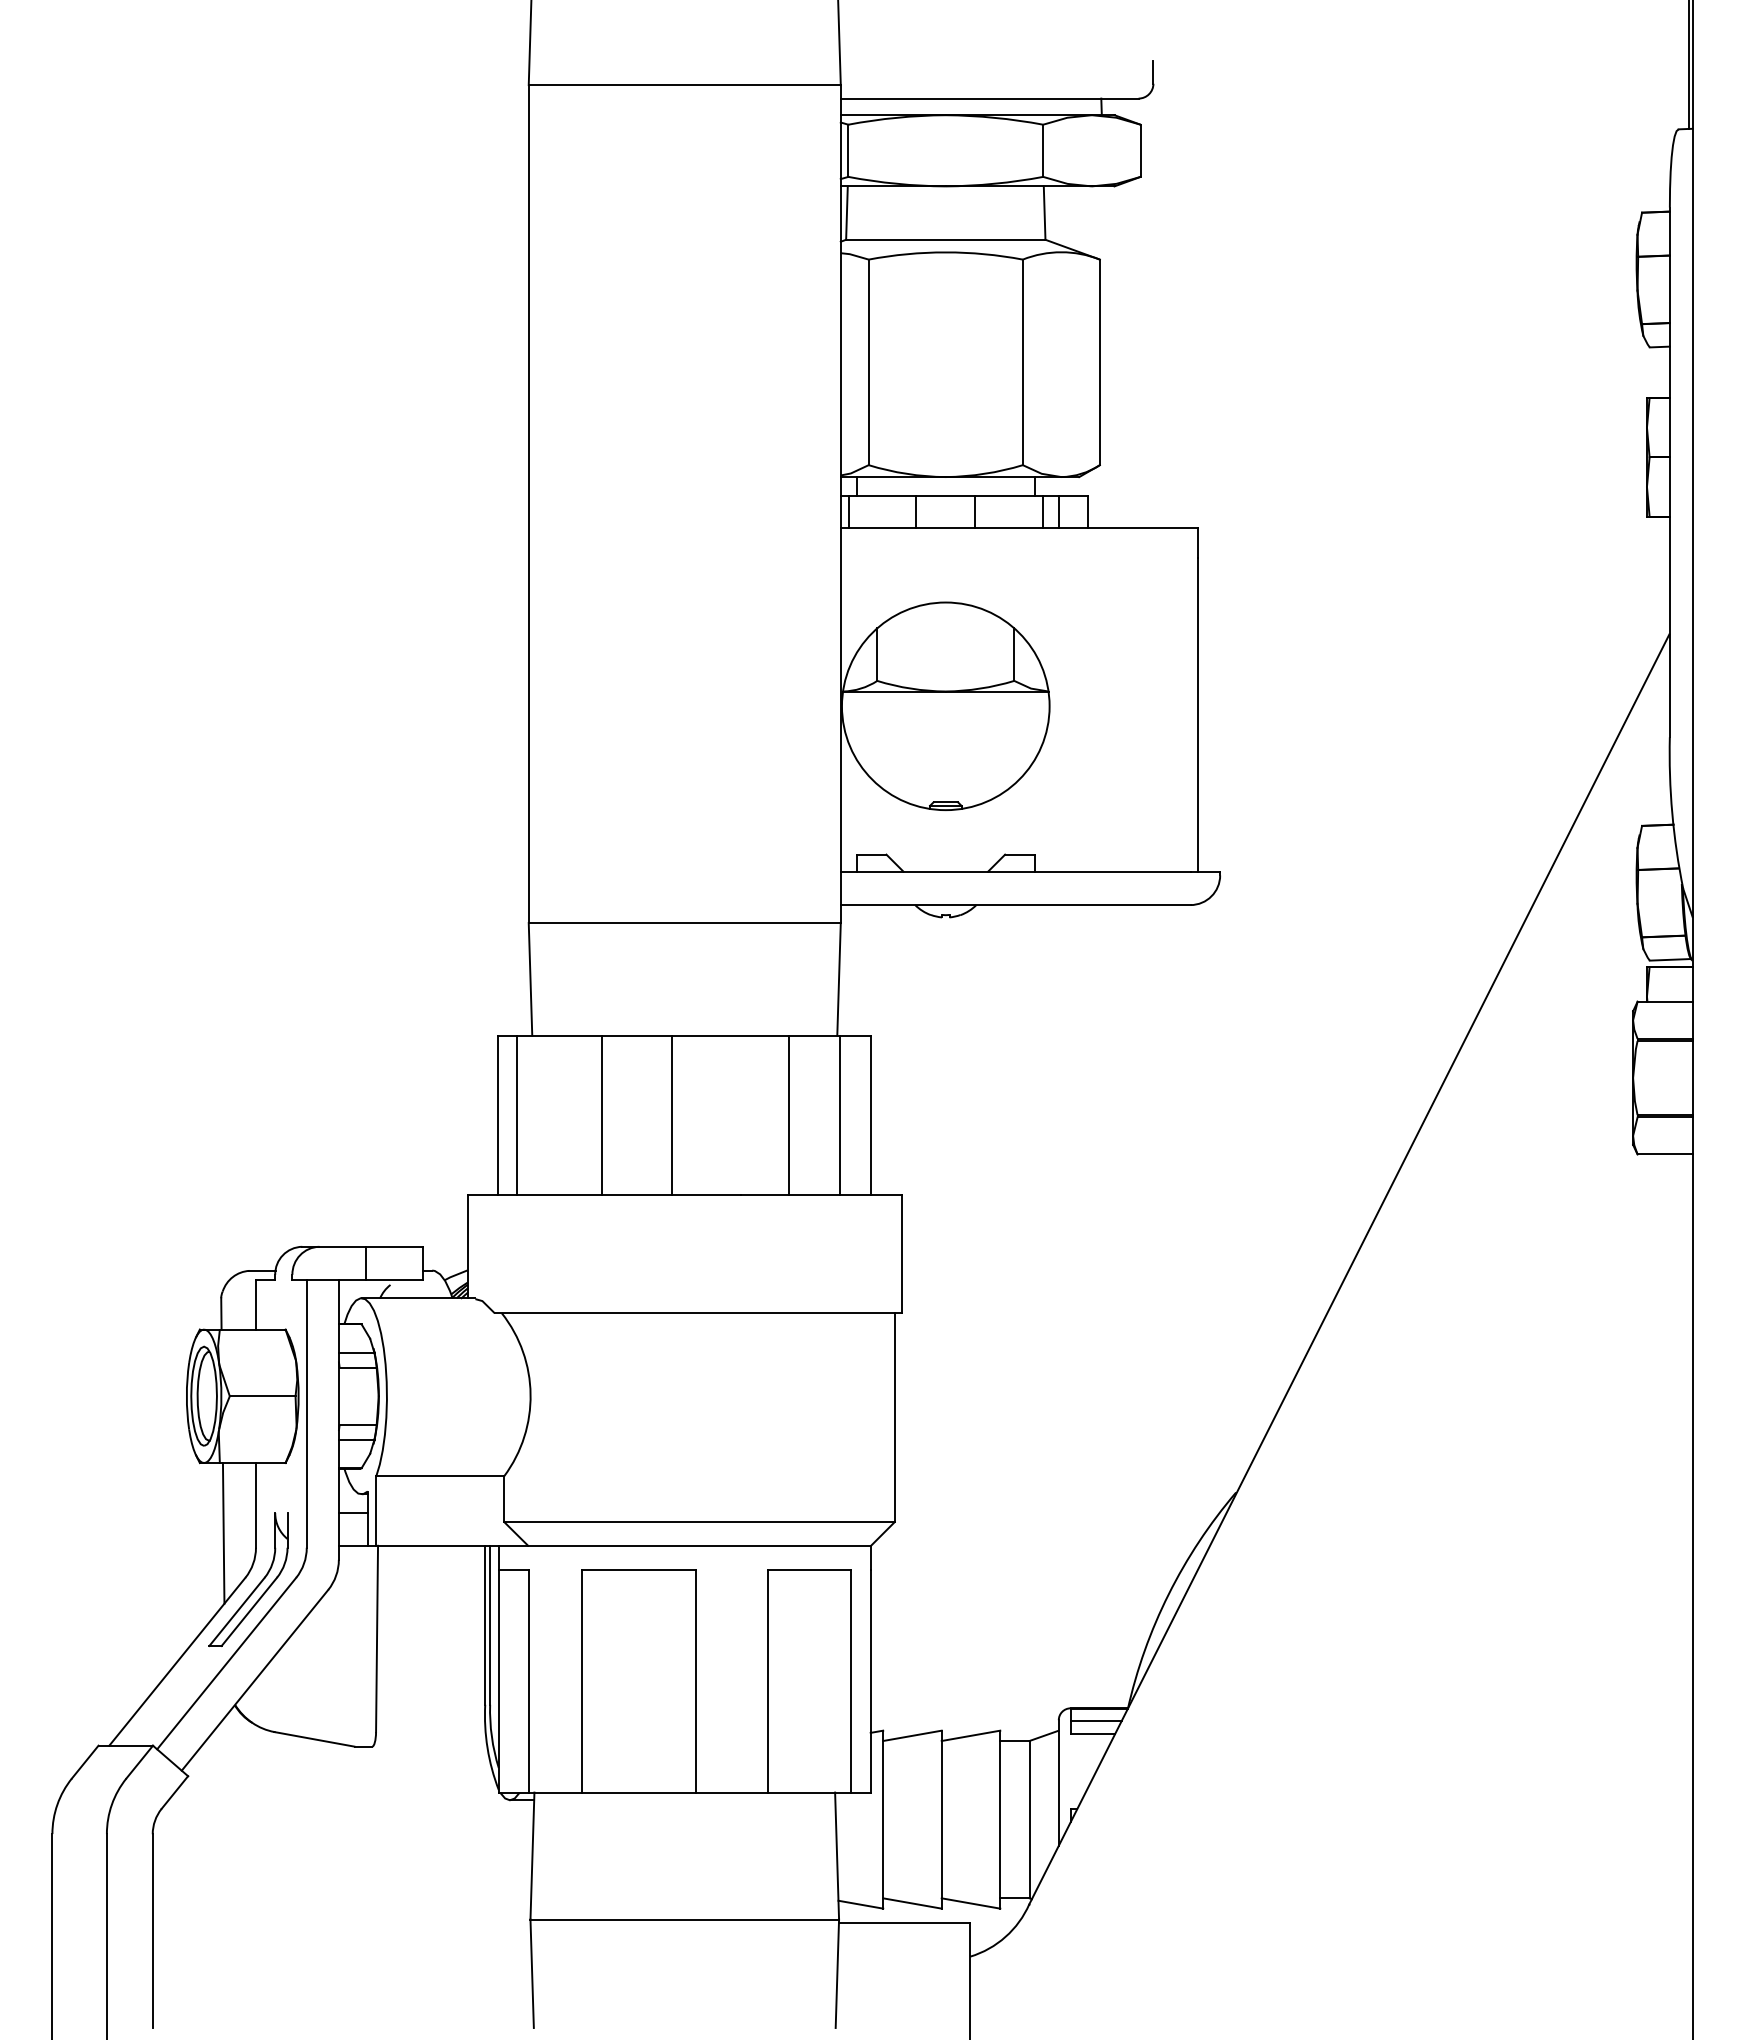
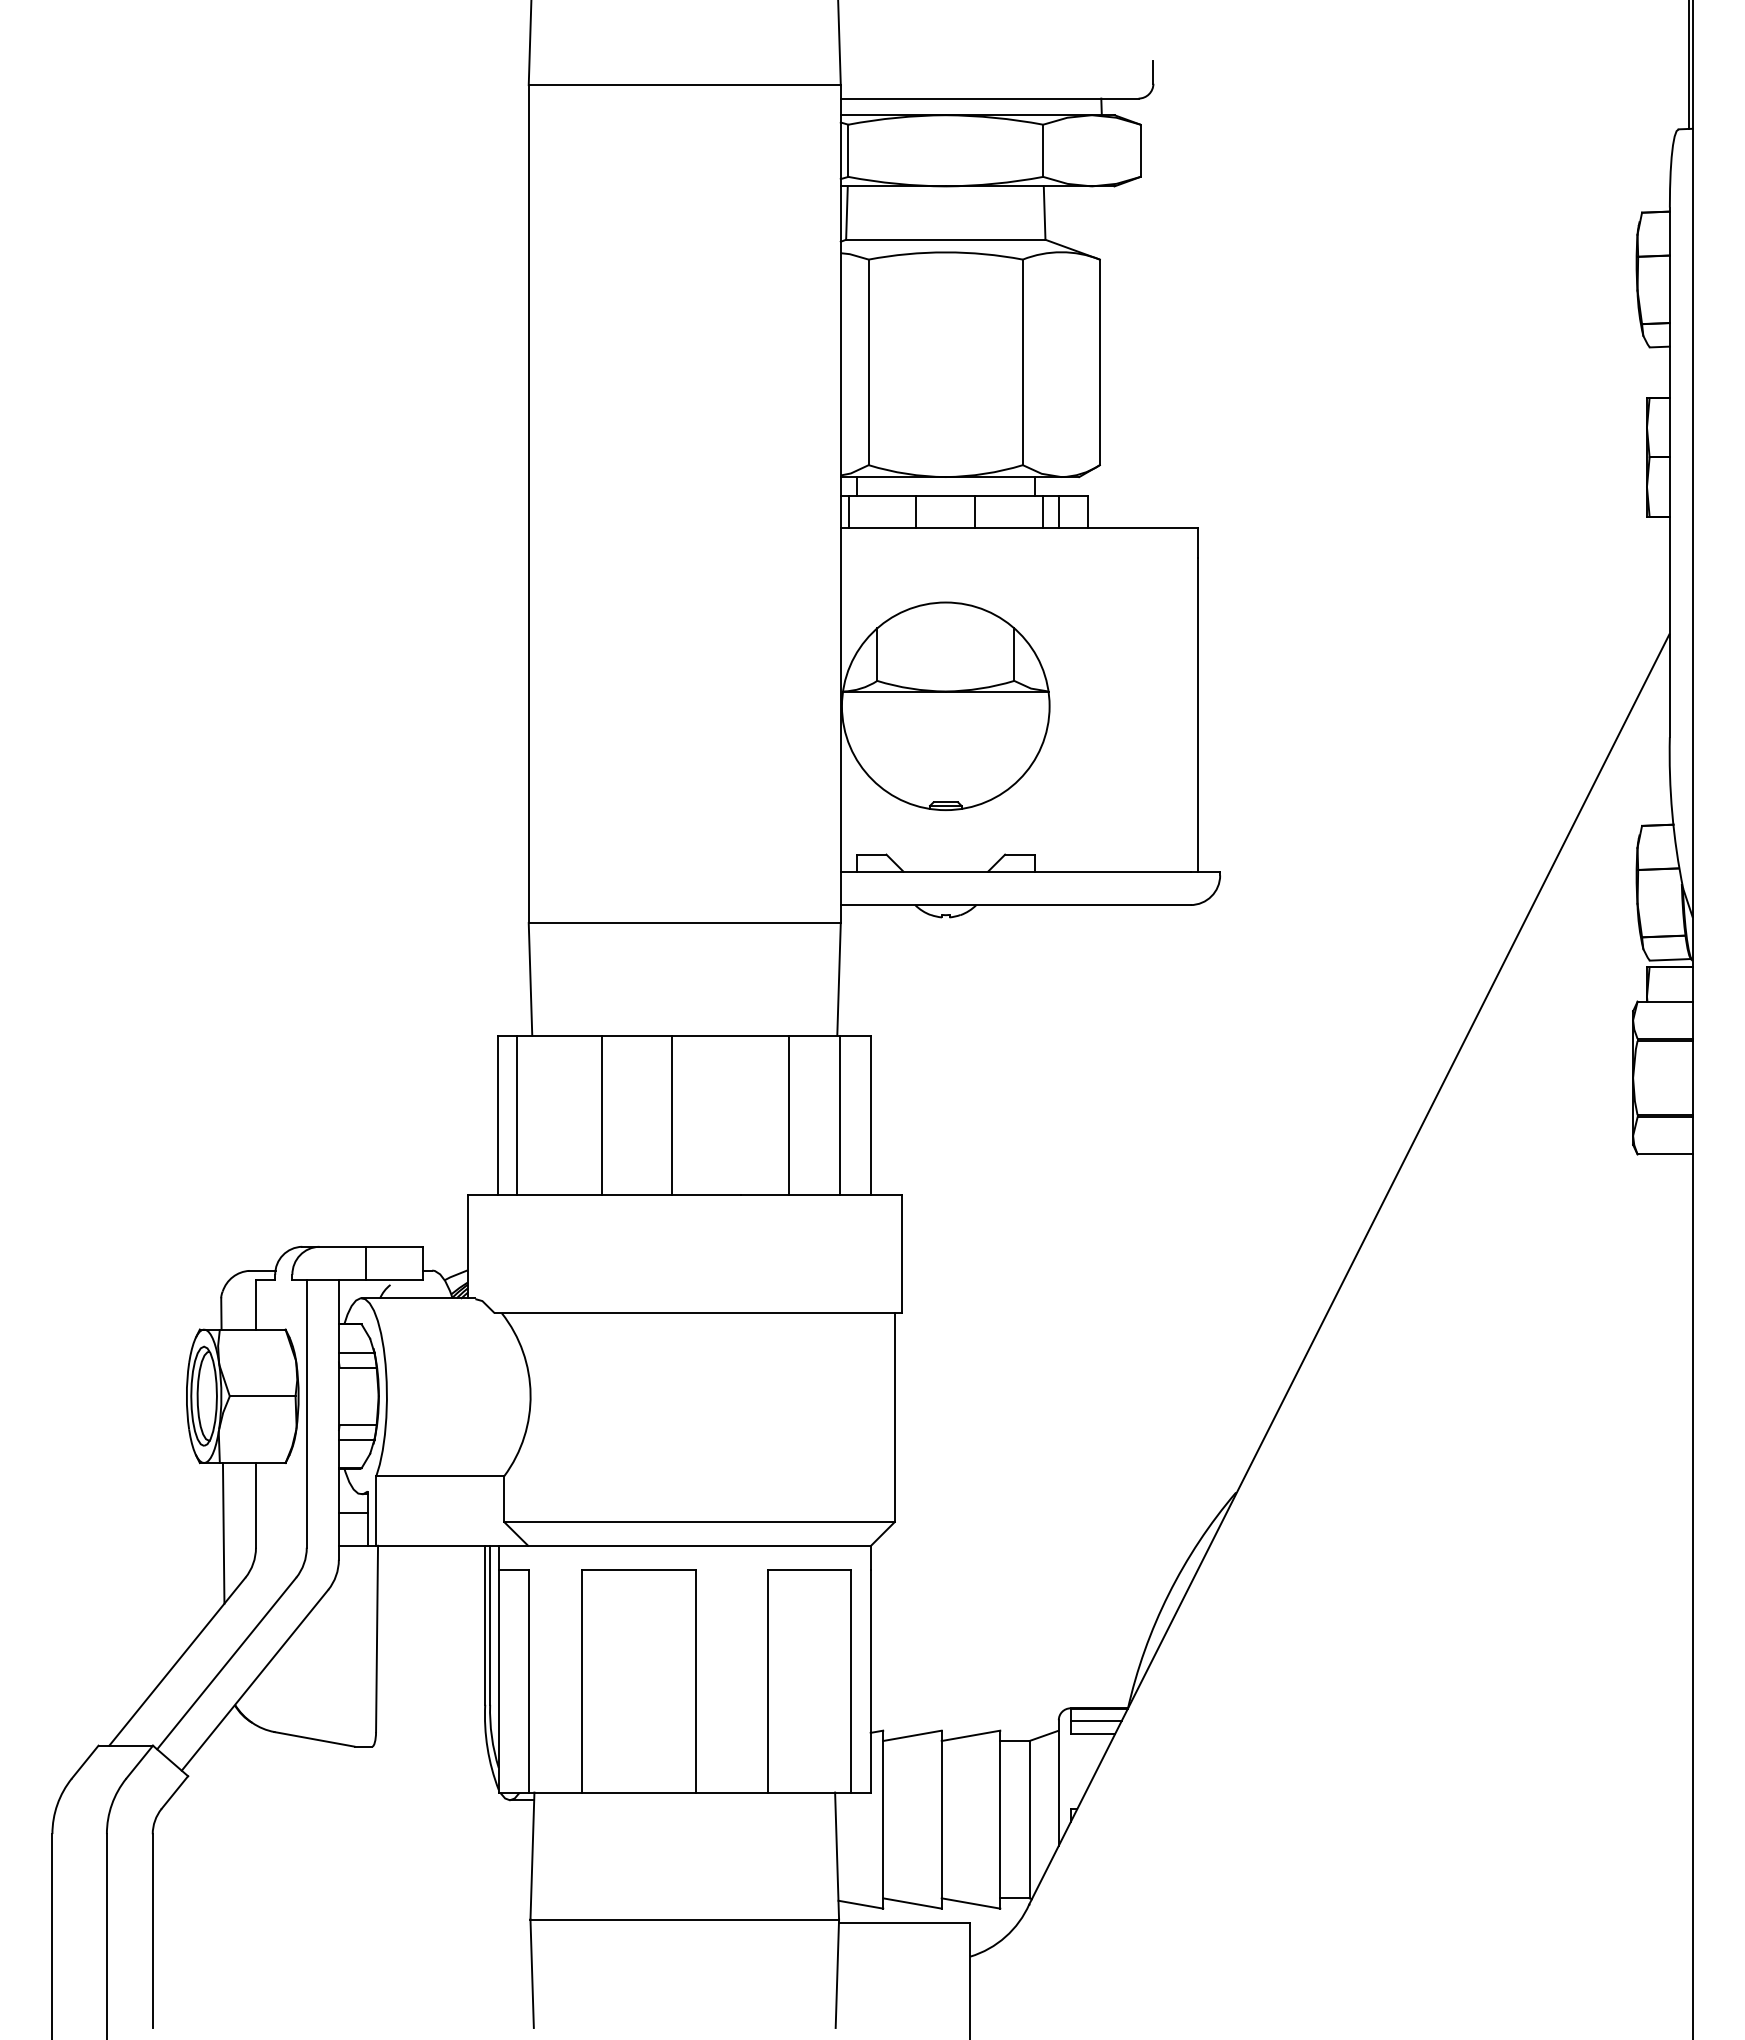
part: present -> none (256, 1586)
